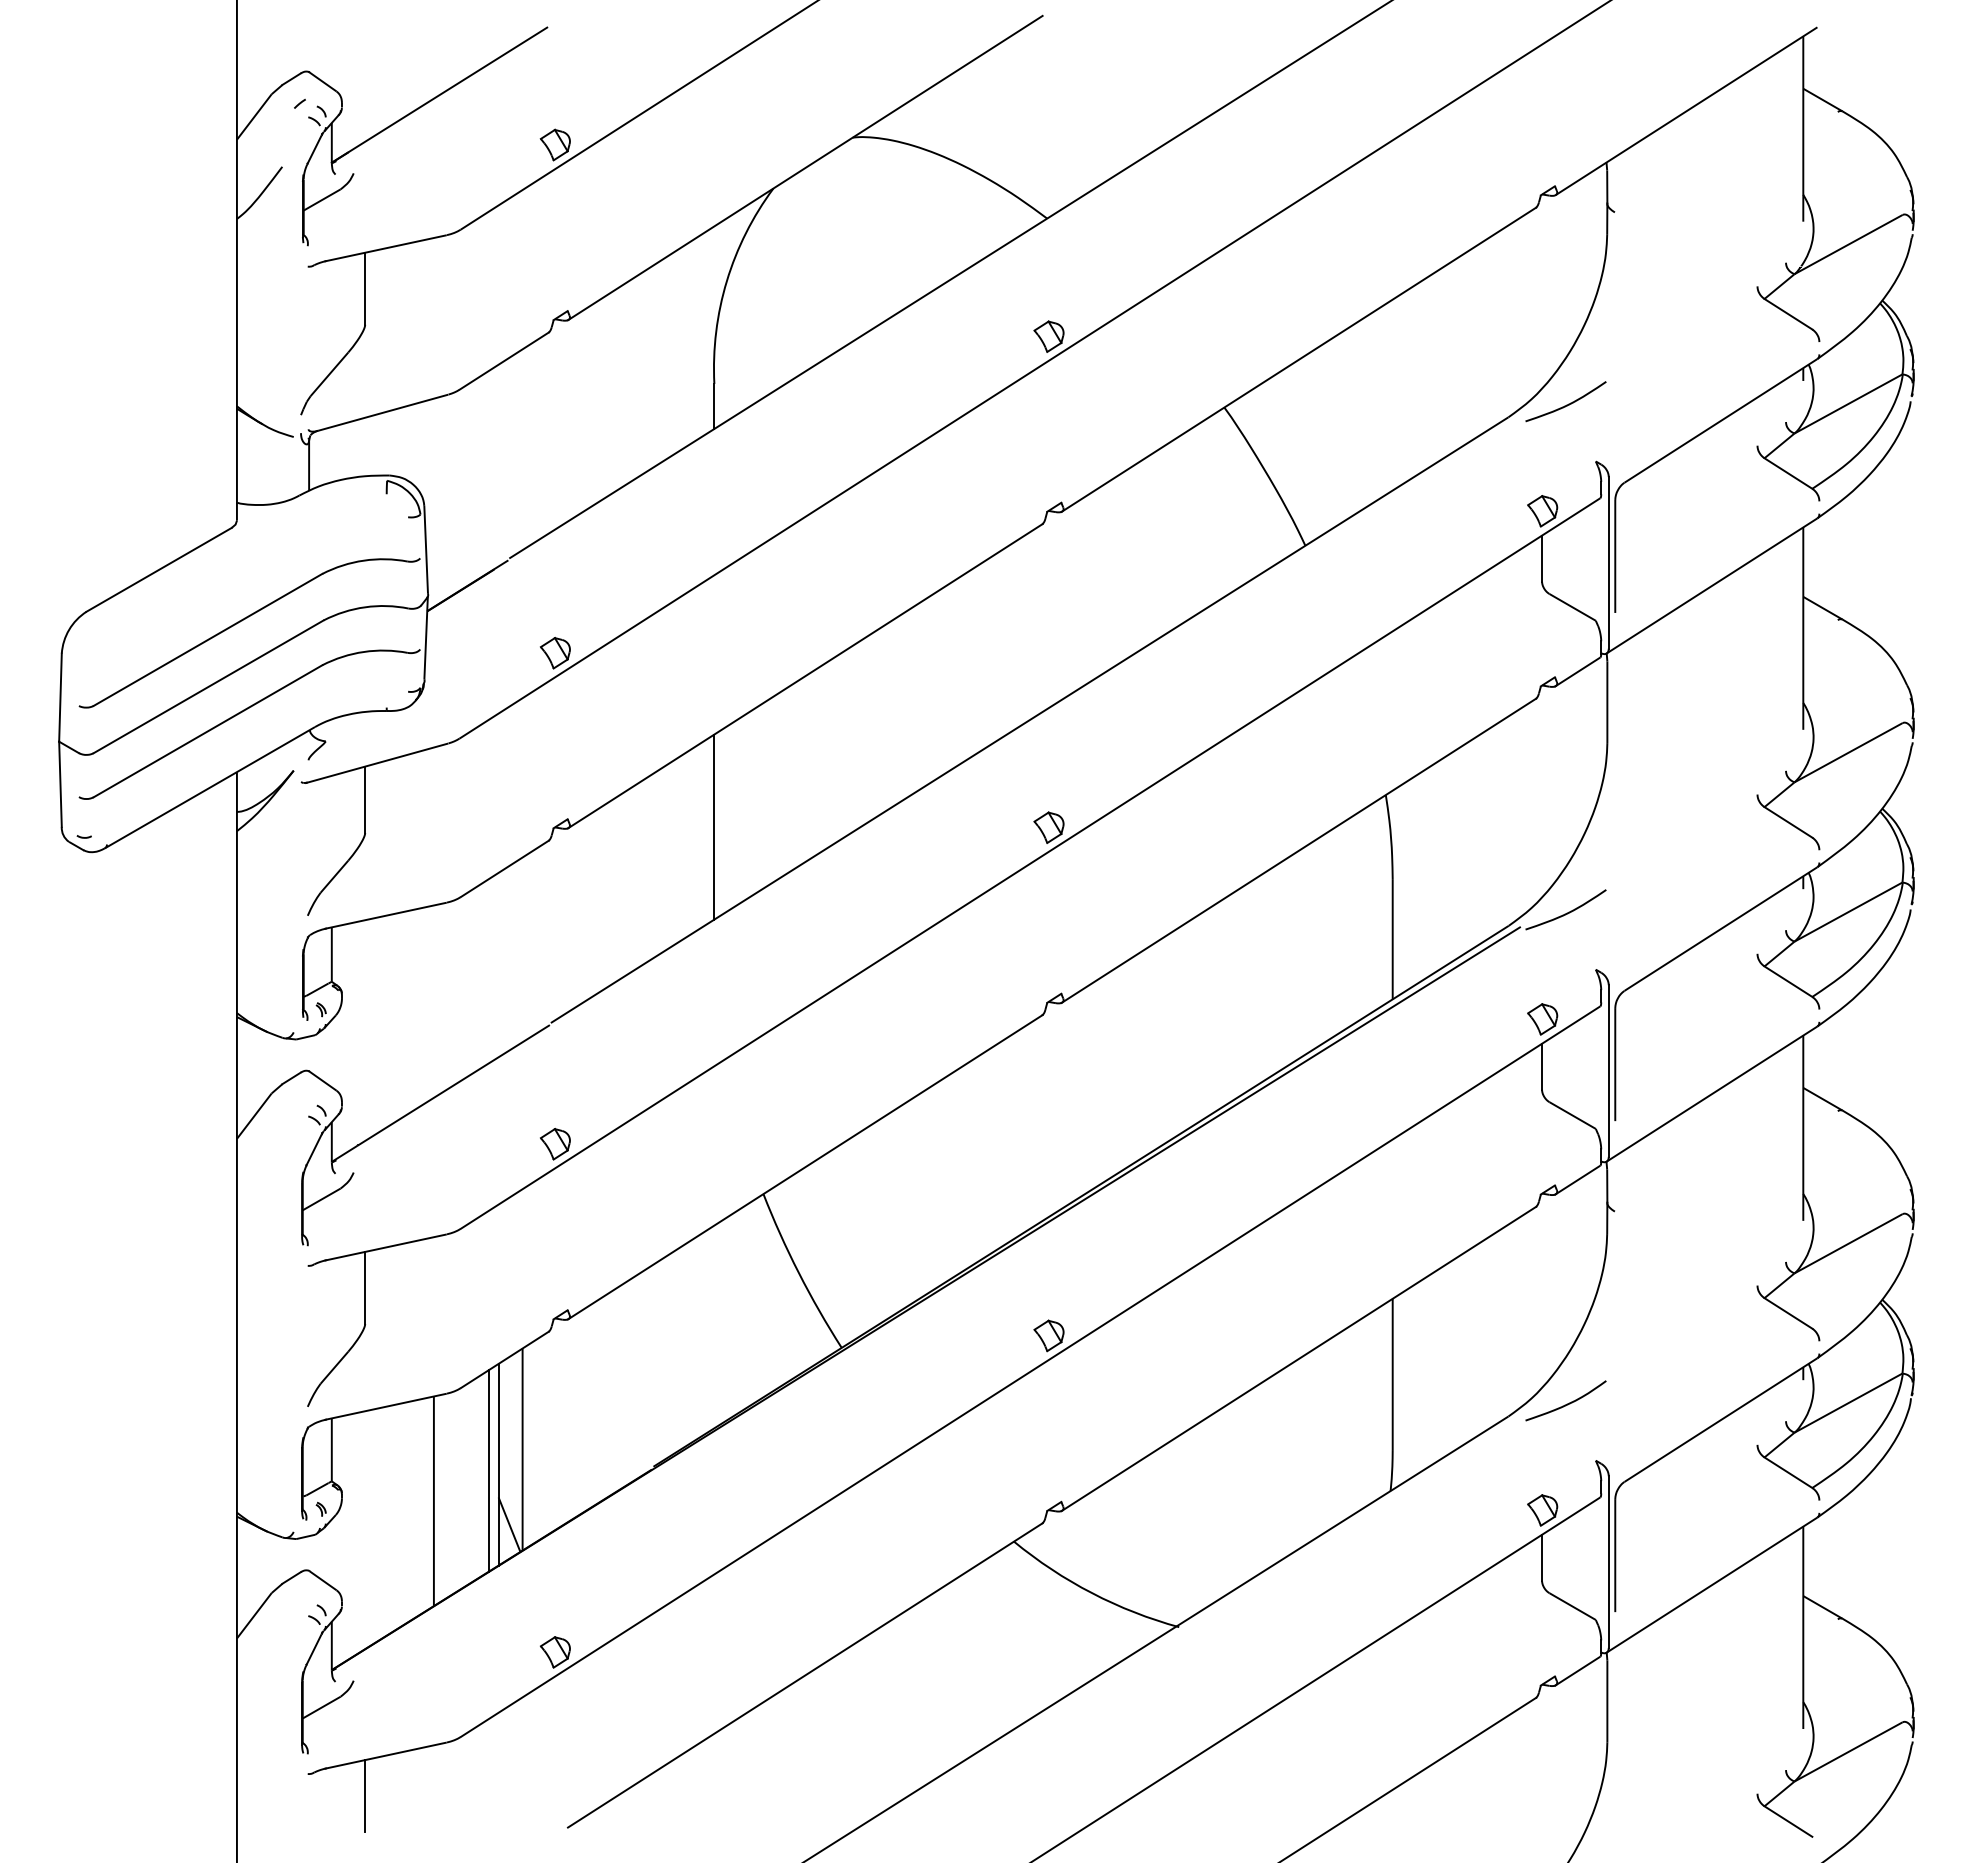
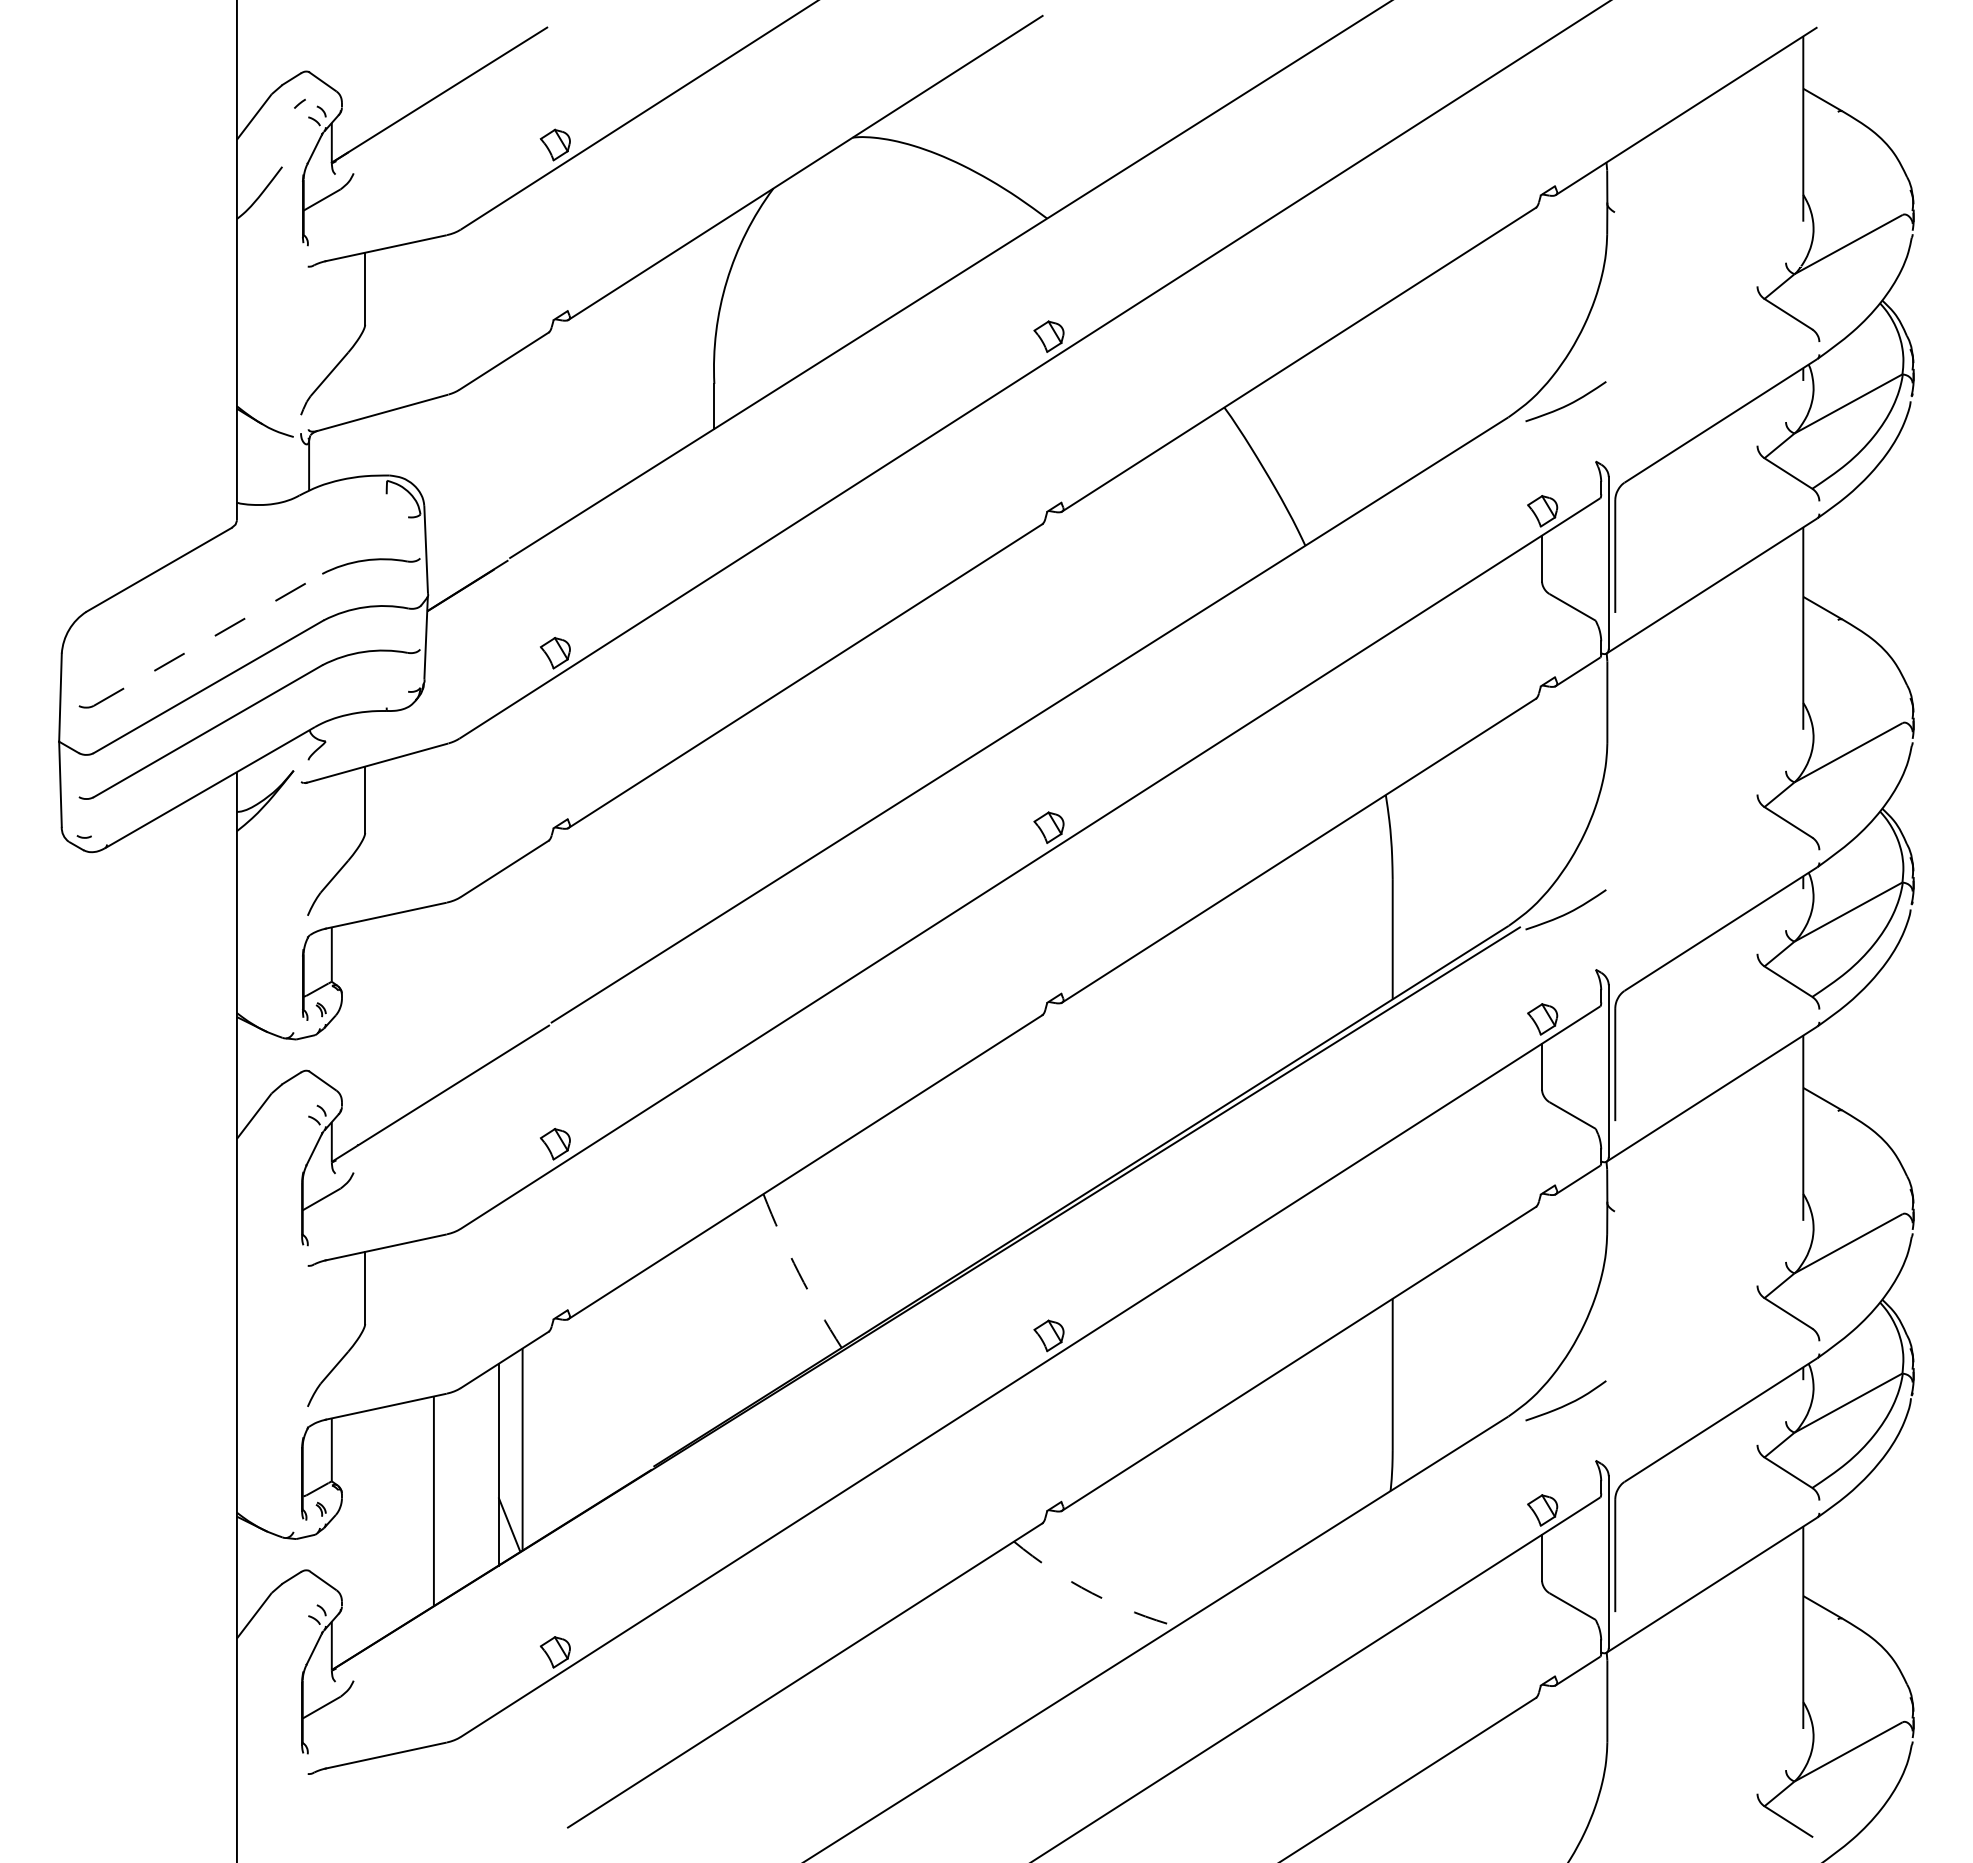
line: solid -> dashed (208, 639)
line: present -> none (714, 826)
arc: solid -> dashed (798, 1272)
line: present -> none (489, 1470)
arc: solid -> dashed (1092, 1593)
line: present -> none (365, 1796)
